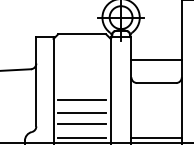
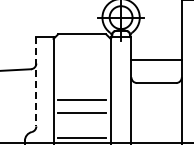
line: solid -> dashed (36, 81)
line: present -> none (82, 124)
line: present -> none (156, 137)
